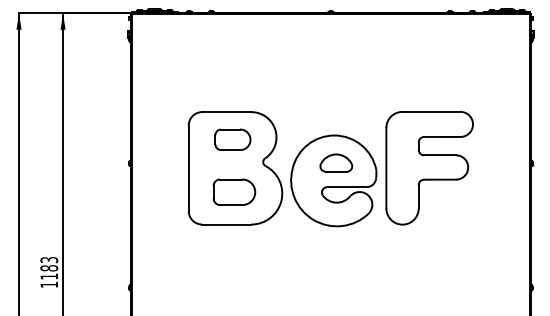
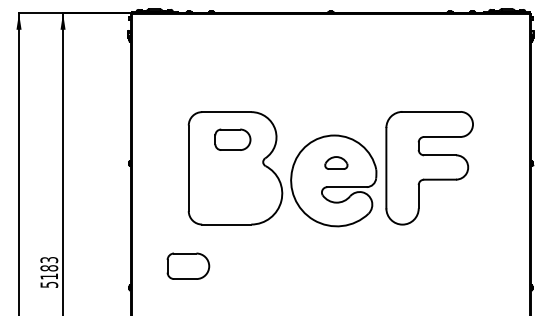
part size: 35x20 px -> 25x14 px (336, 162)
part position: (234, 191) -> (188, 265) (188, 265)
text: 1183 -> 5183 (49, 284)
